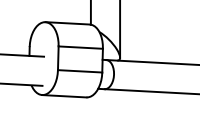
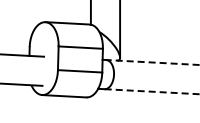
line: solid -> dashed (153, 62)
line: solid -> dashed (152, 91)
